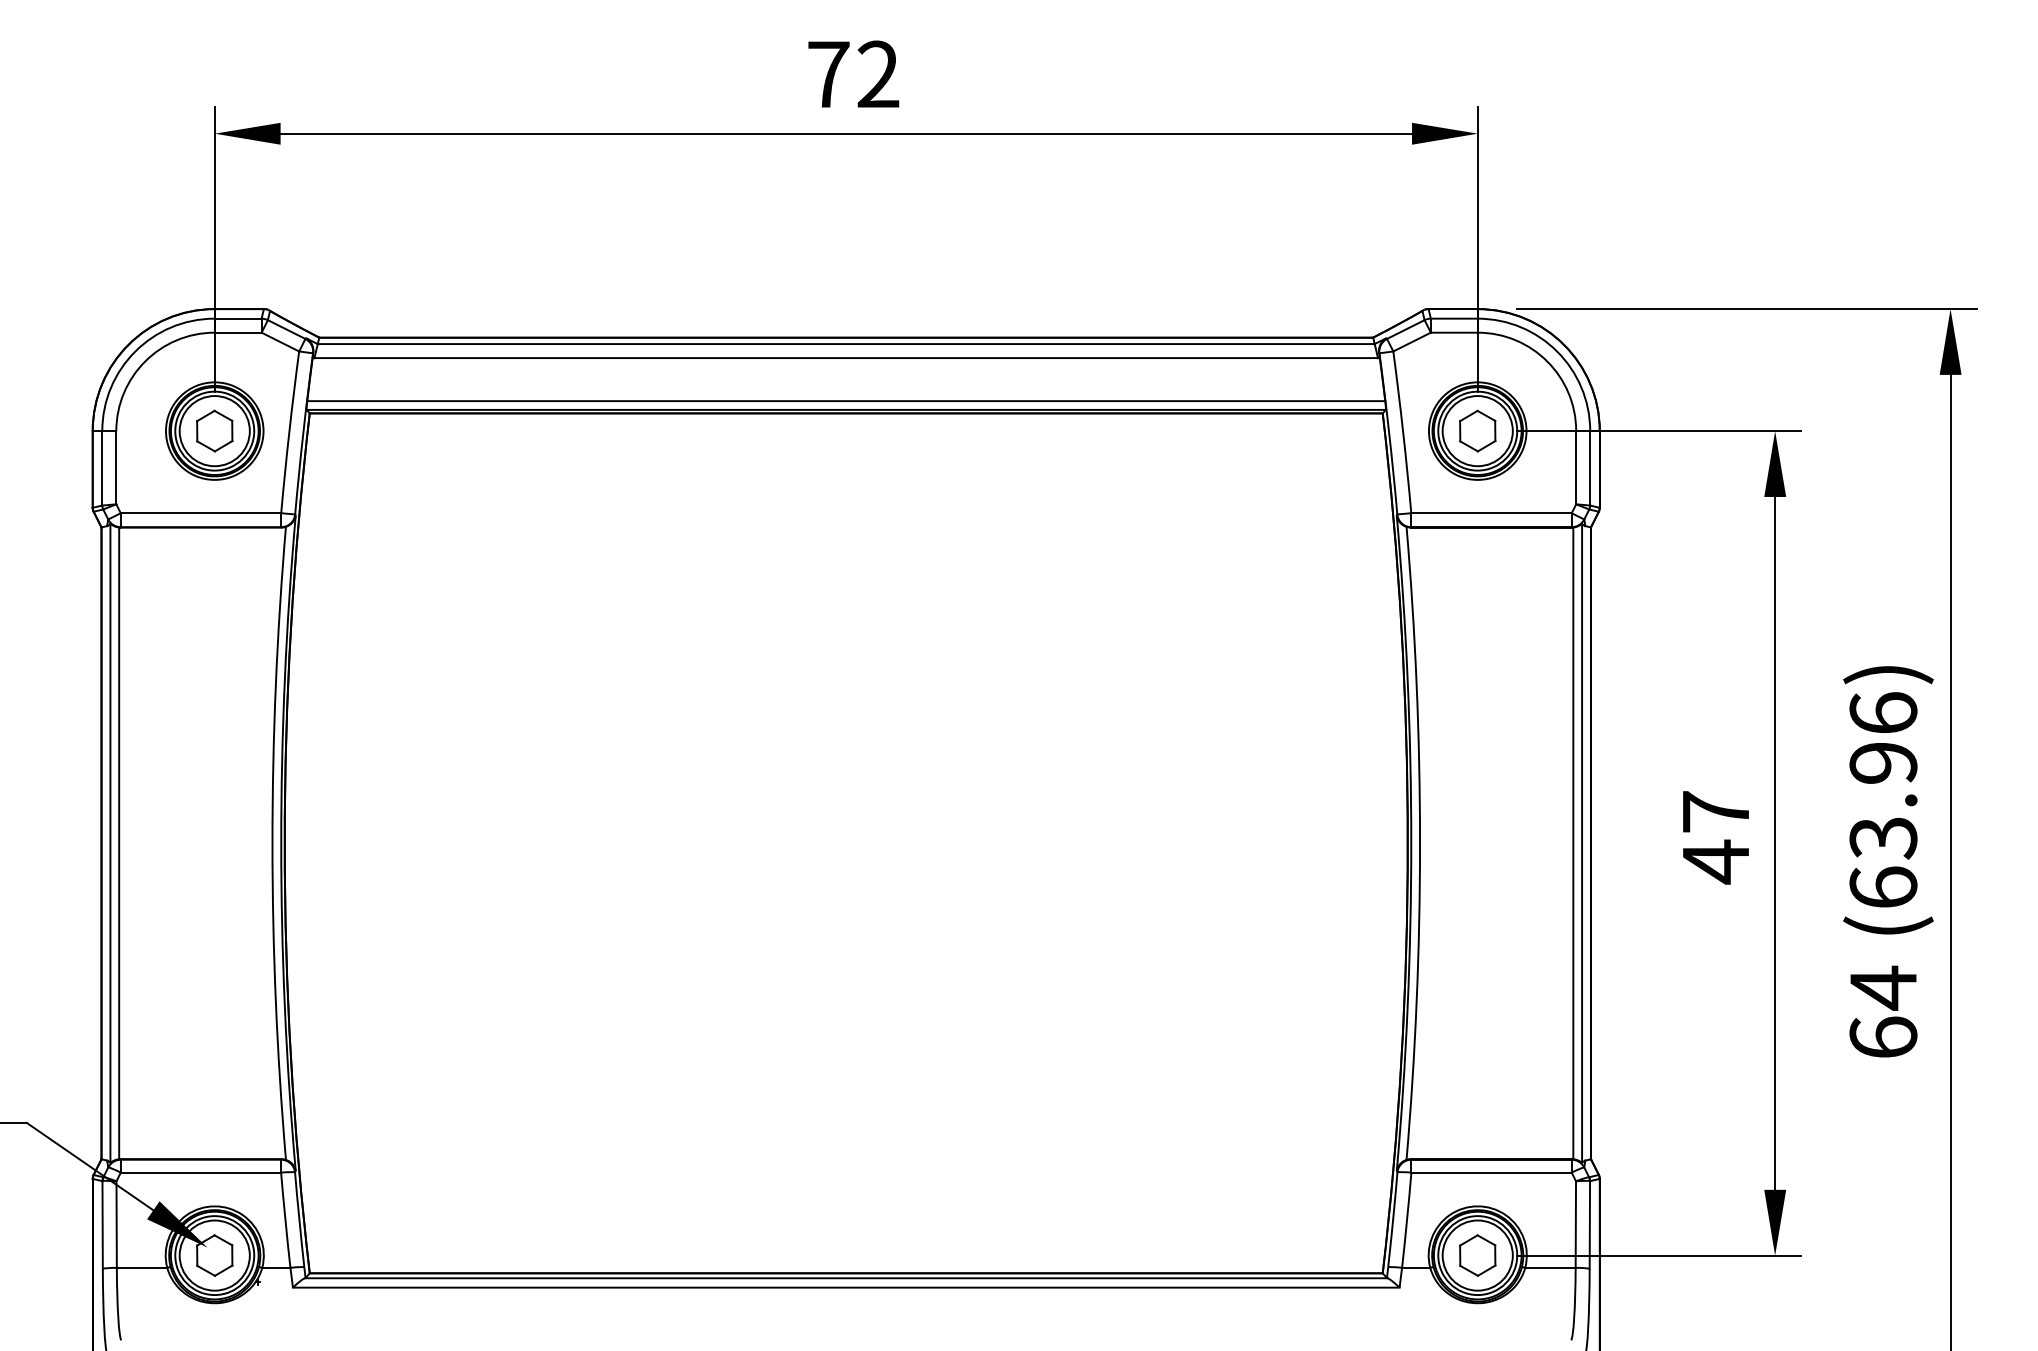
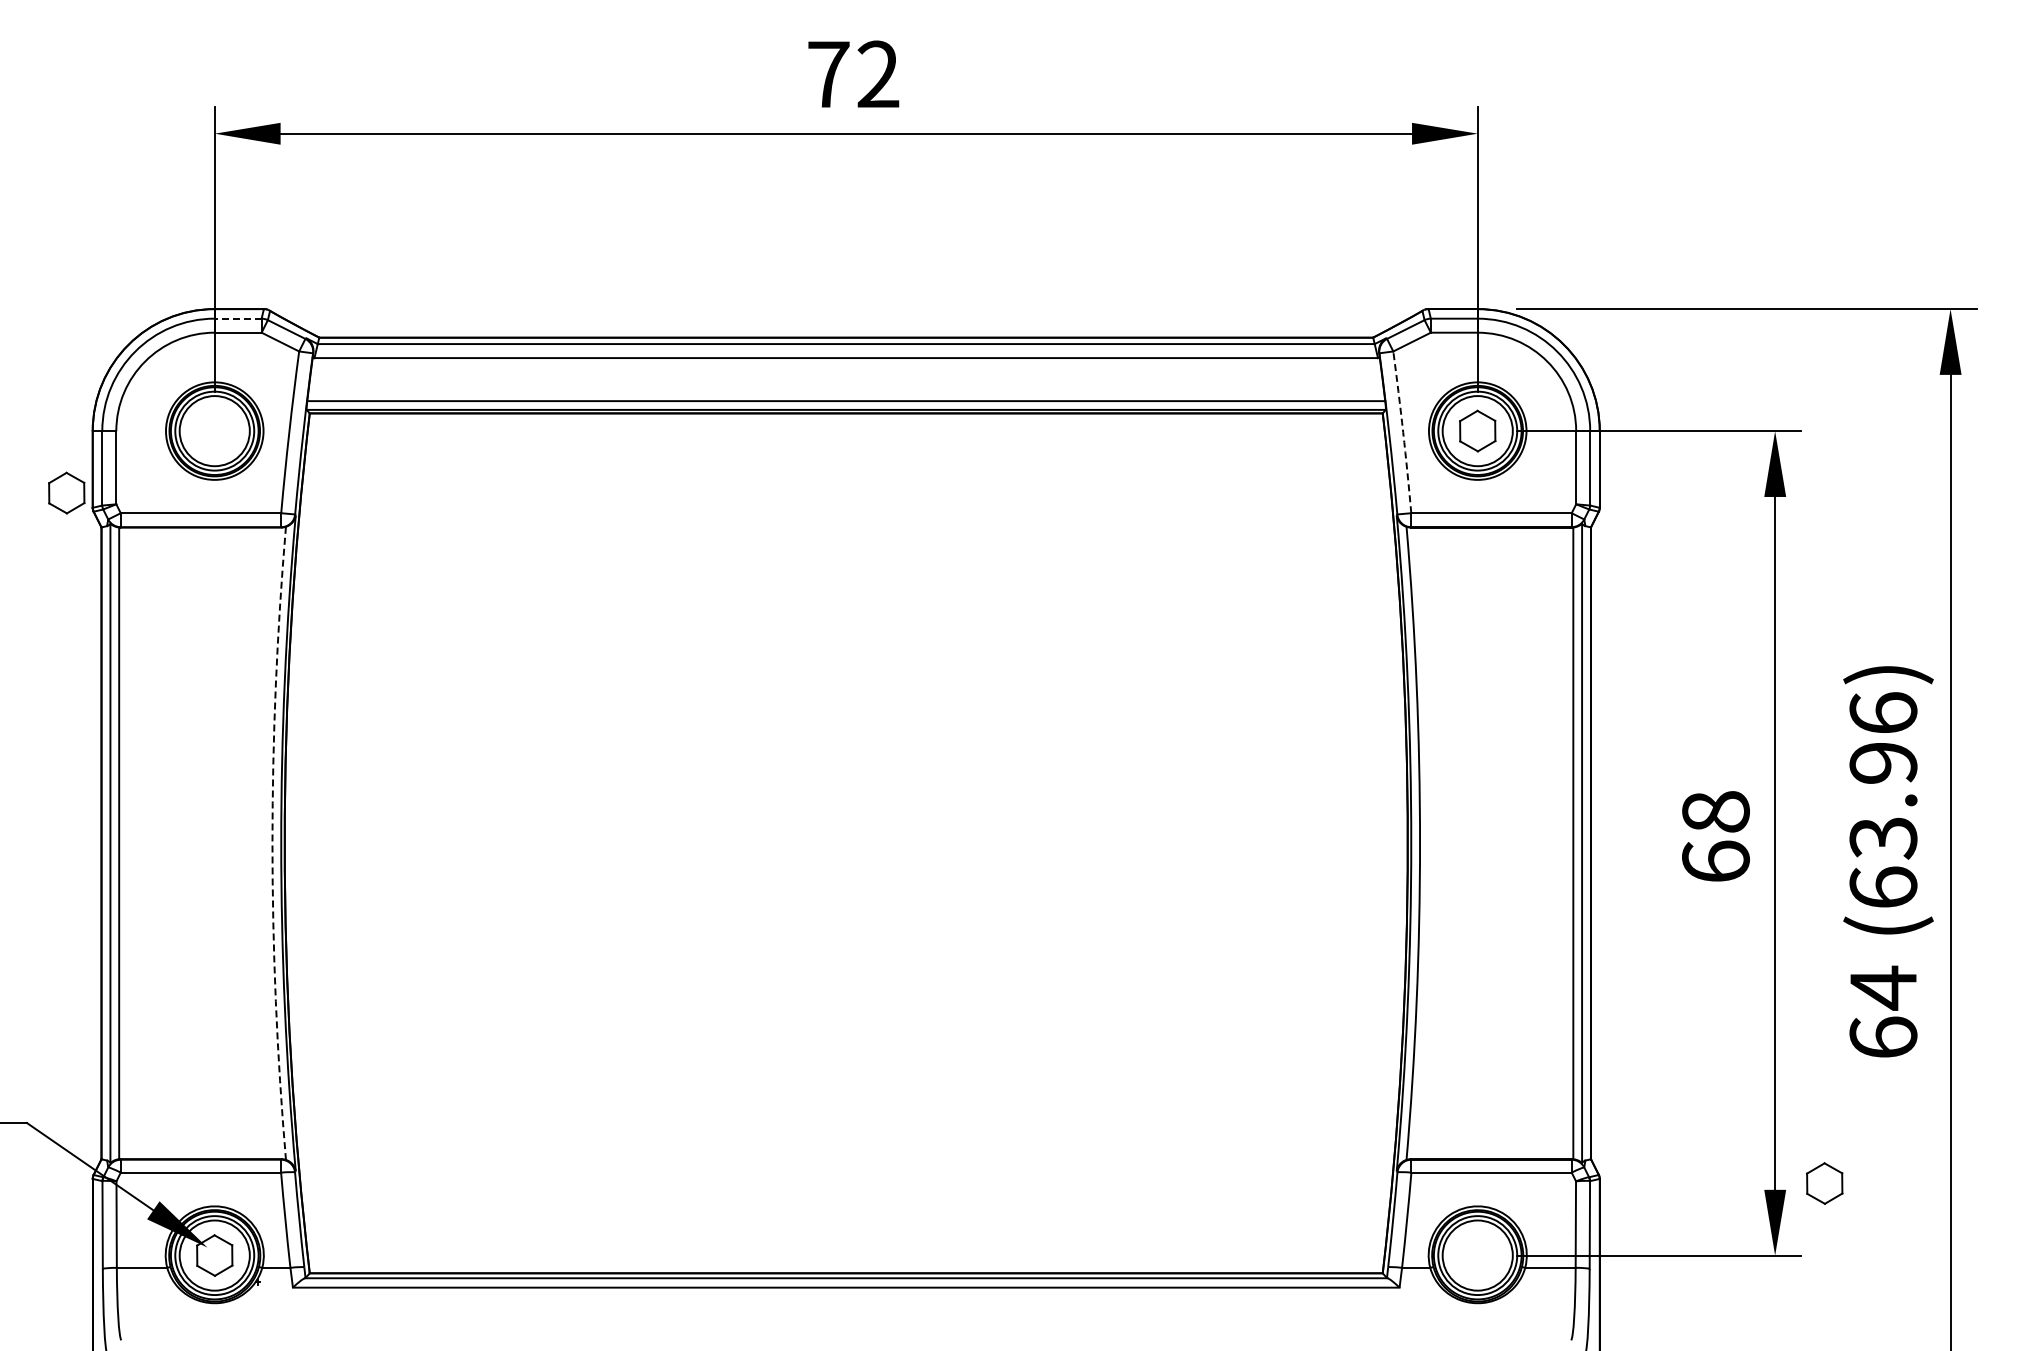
line: solid -> dashed (237, 318)
part position: (214, 430) -> (66, 492) (66, 492)
arc: solid -> dashed (1403, 432)
text: 47 -> 68 (1715, 837)
arc: solid -> dashed (272, 843)
part position: (1477, 1255) -> (1824, 1183) (1824, 1183)
